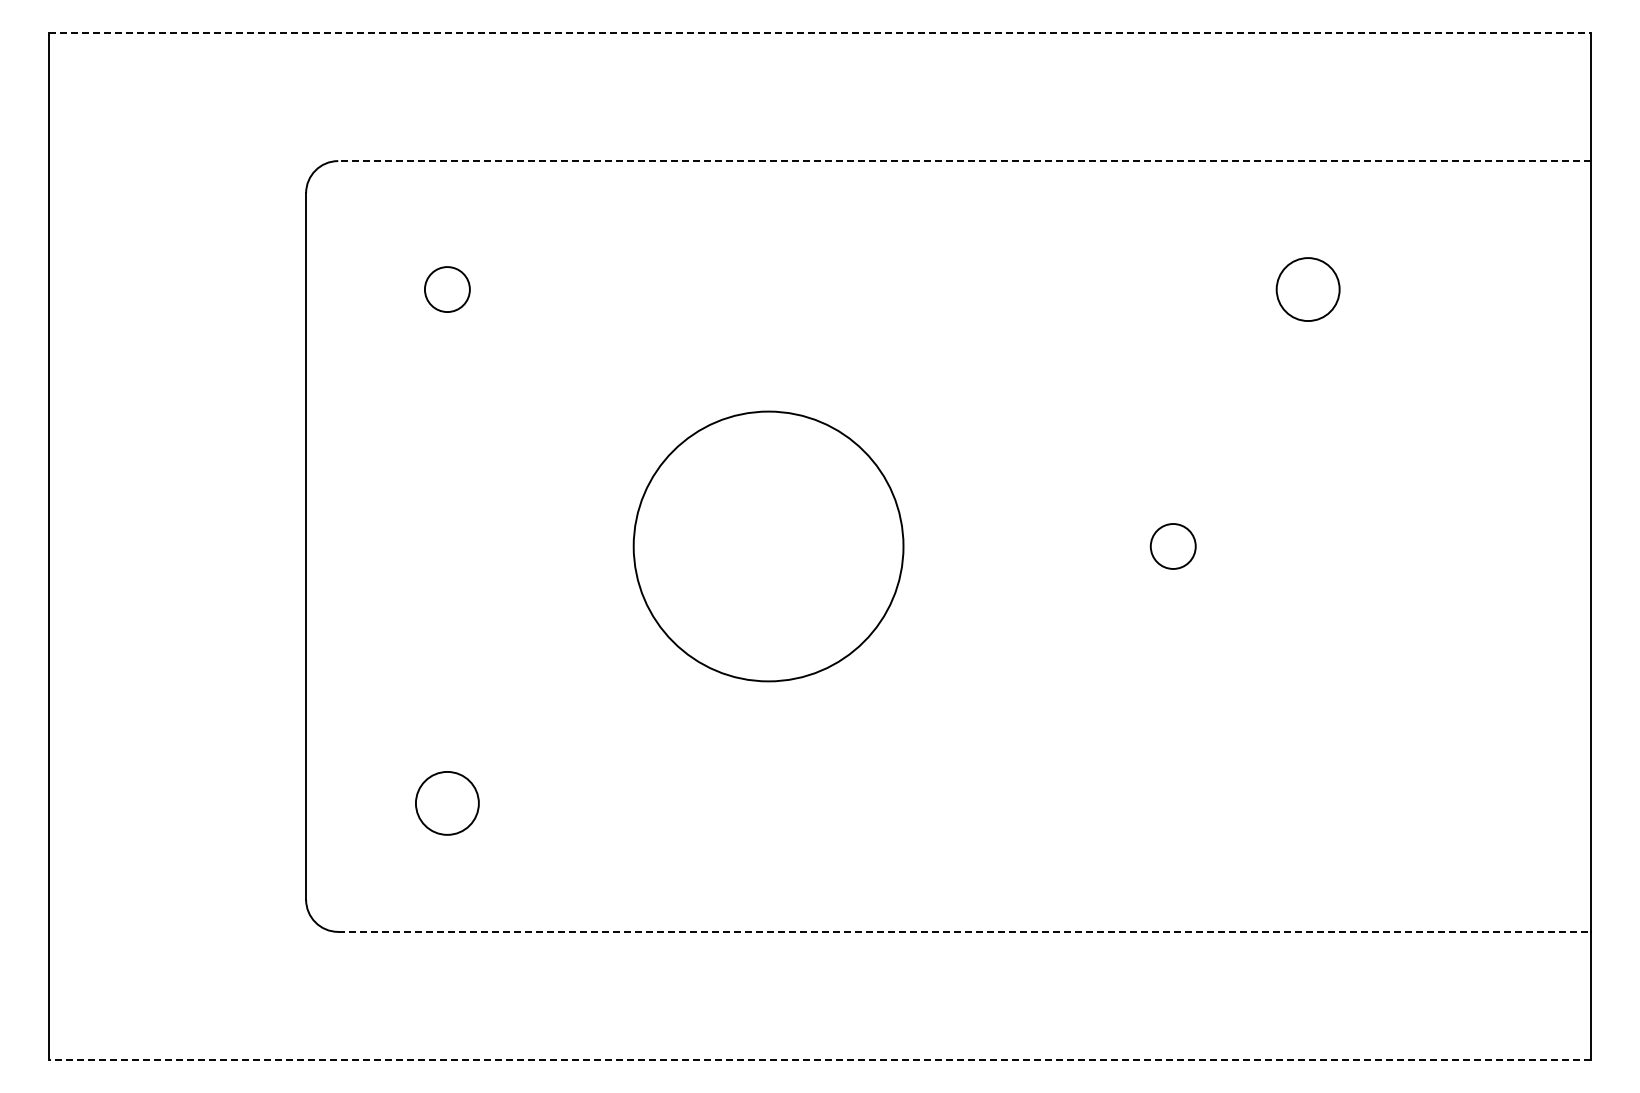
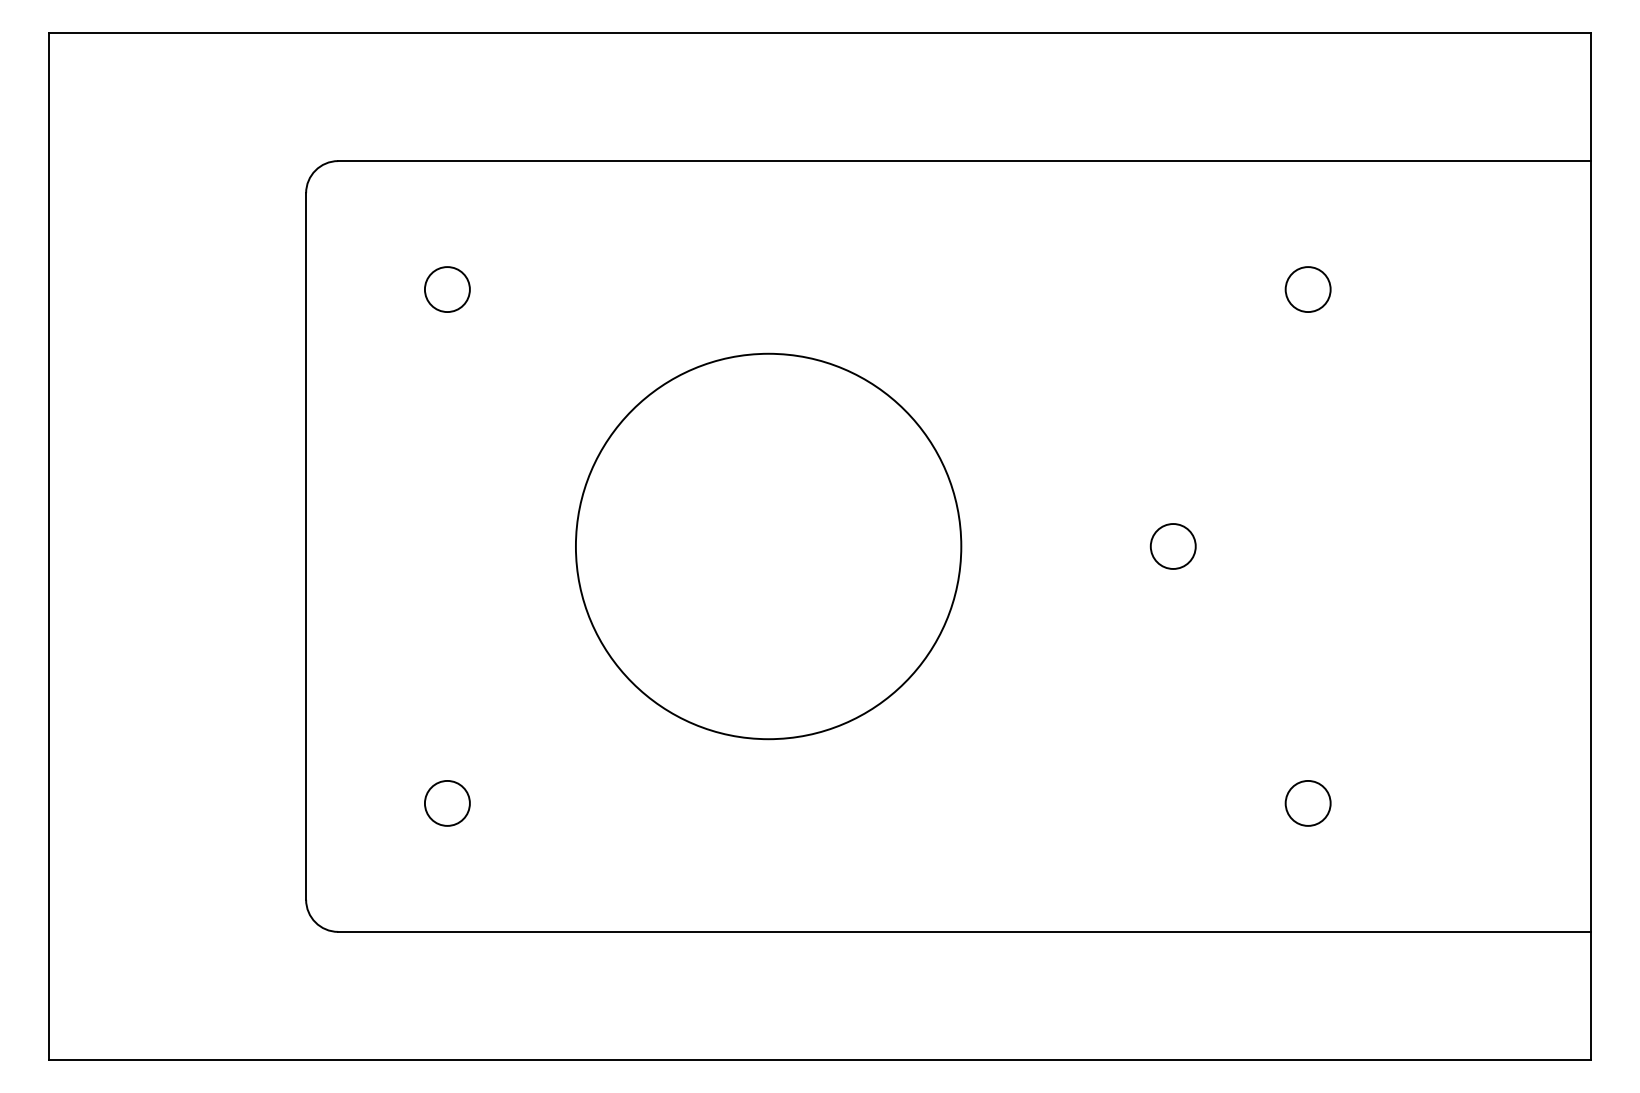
line: dashed -> solid (820, 32)
line: dashed -> solid (964, 161)
circle diameter: 63 px -> 45 px (1307, 289)
circle diameter: 270 px -> 385 px (768, 546)
circle size: 65x65 px -> 47x47 px (447, 803)
circle: none -> present (1307, 803)
line: dashed -> solid (965, 931)
line: dashed -> solid (820, 1060)
